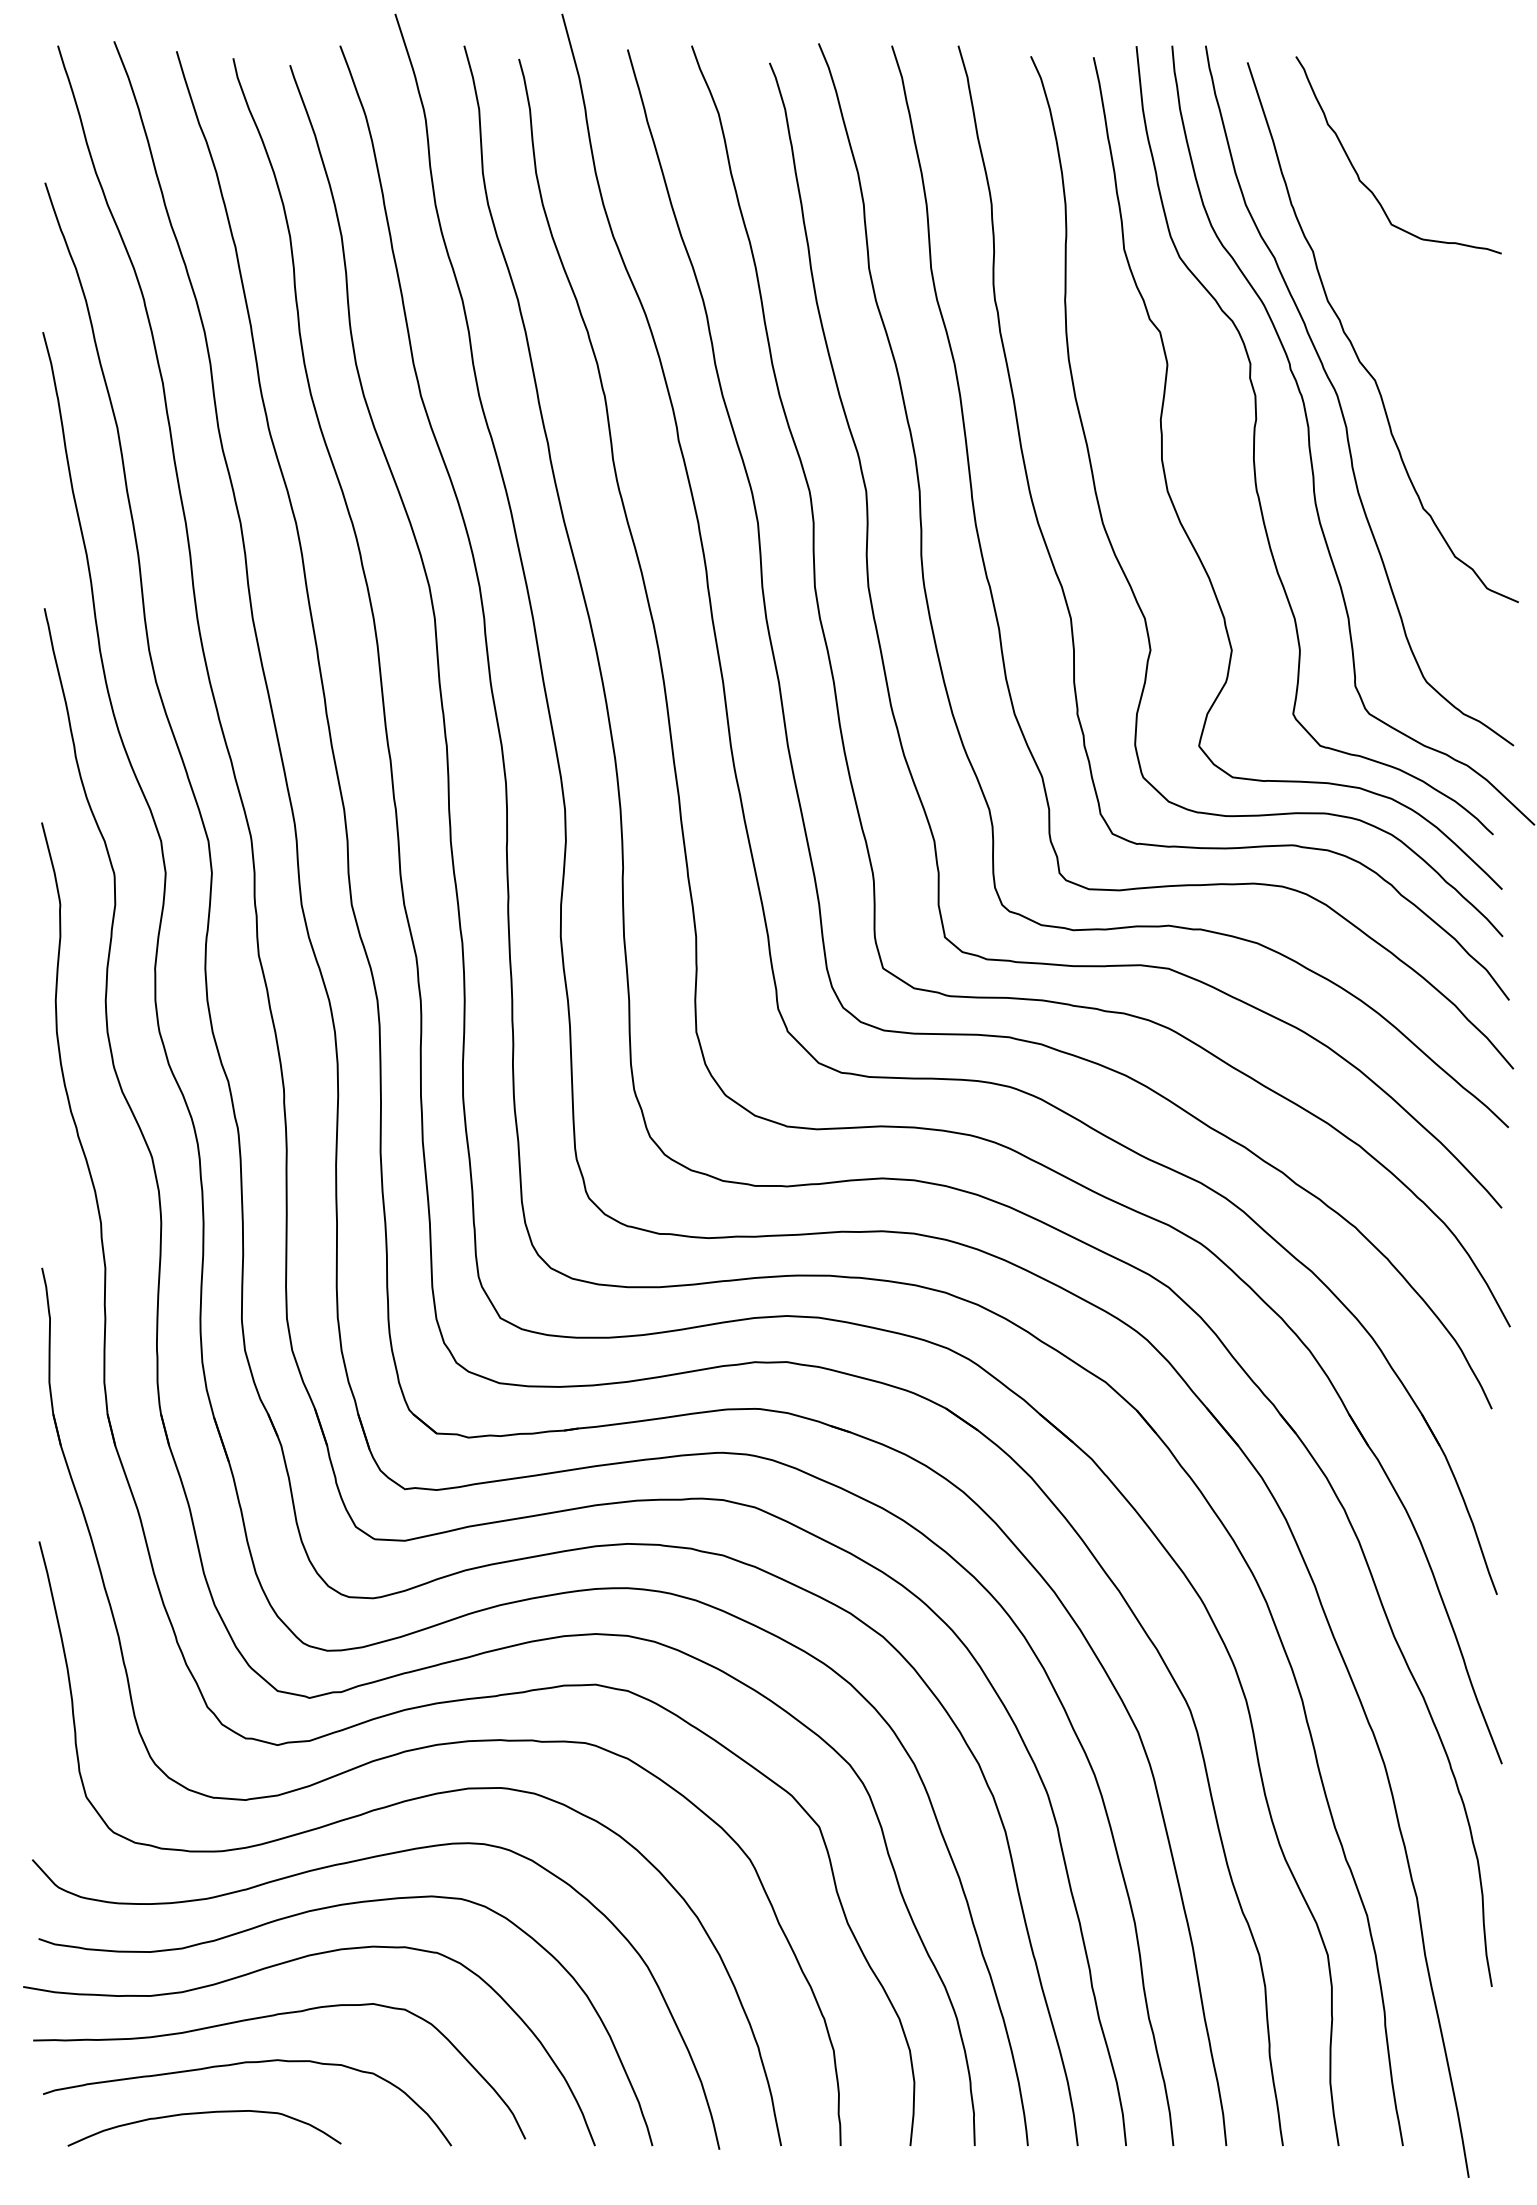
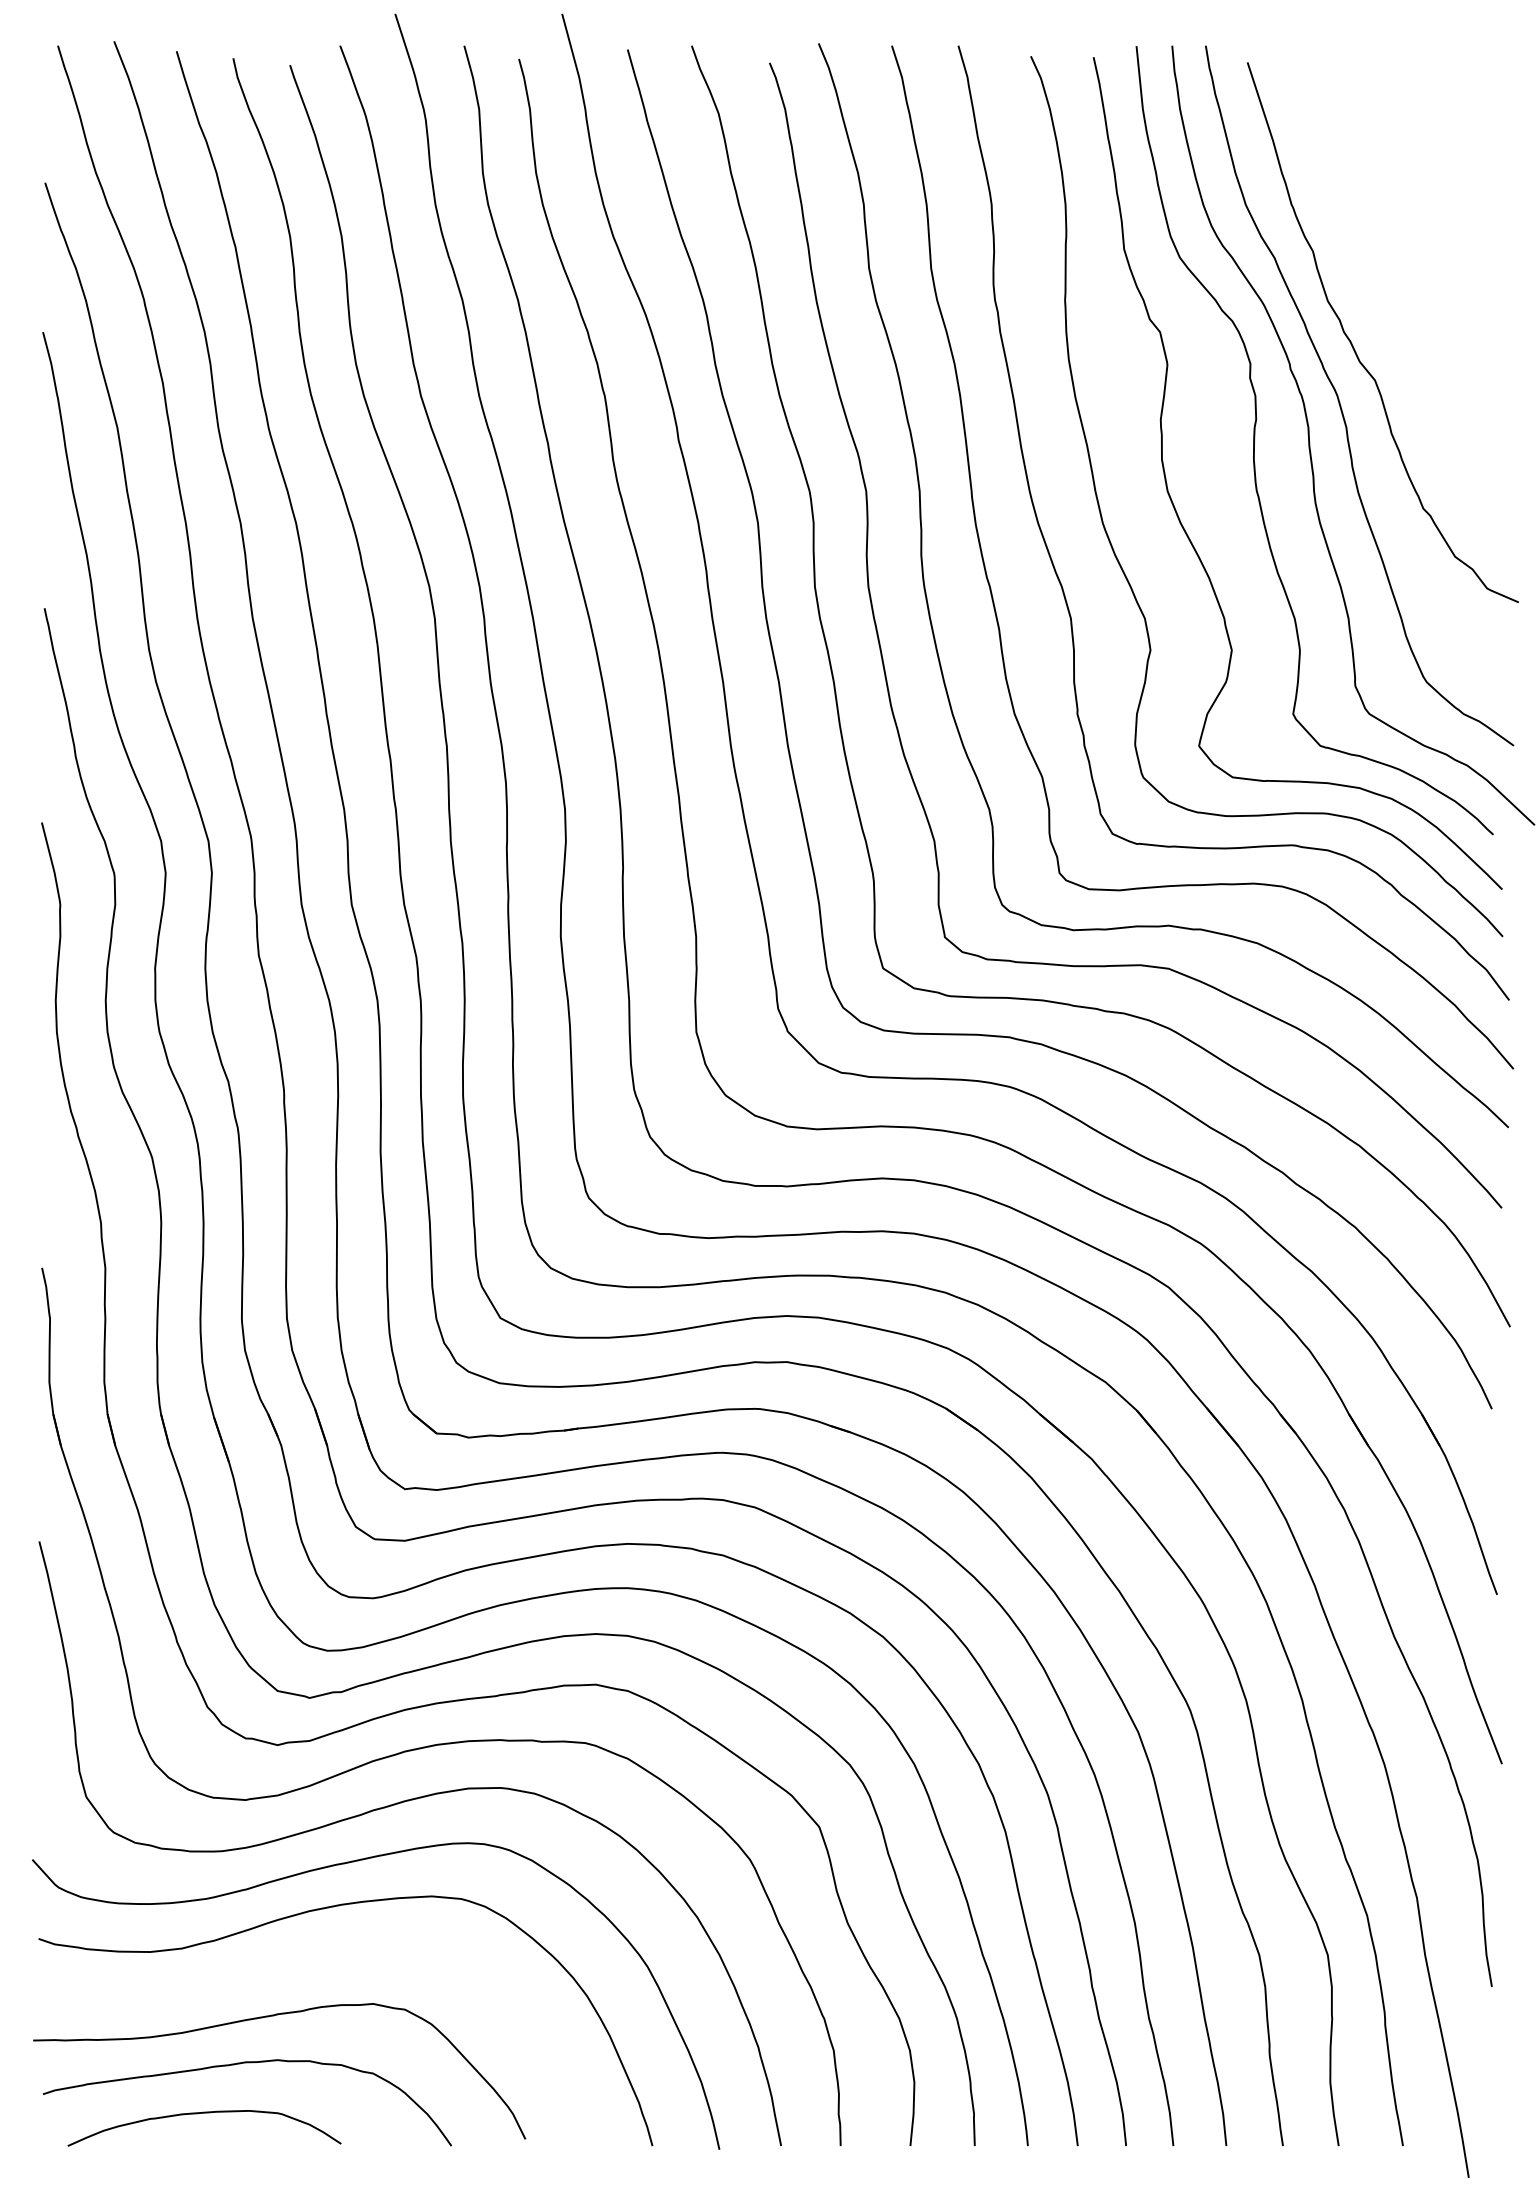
curve: present -> none (1367, 186)
curve: present -> none (289, 1962)
